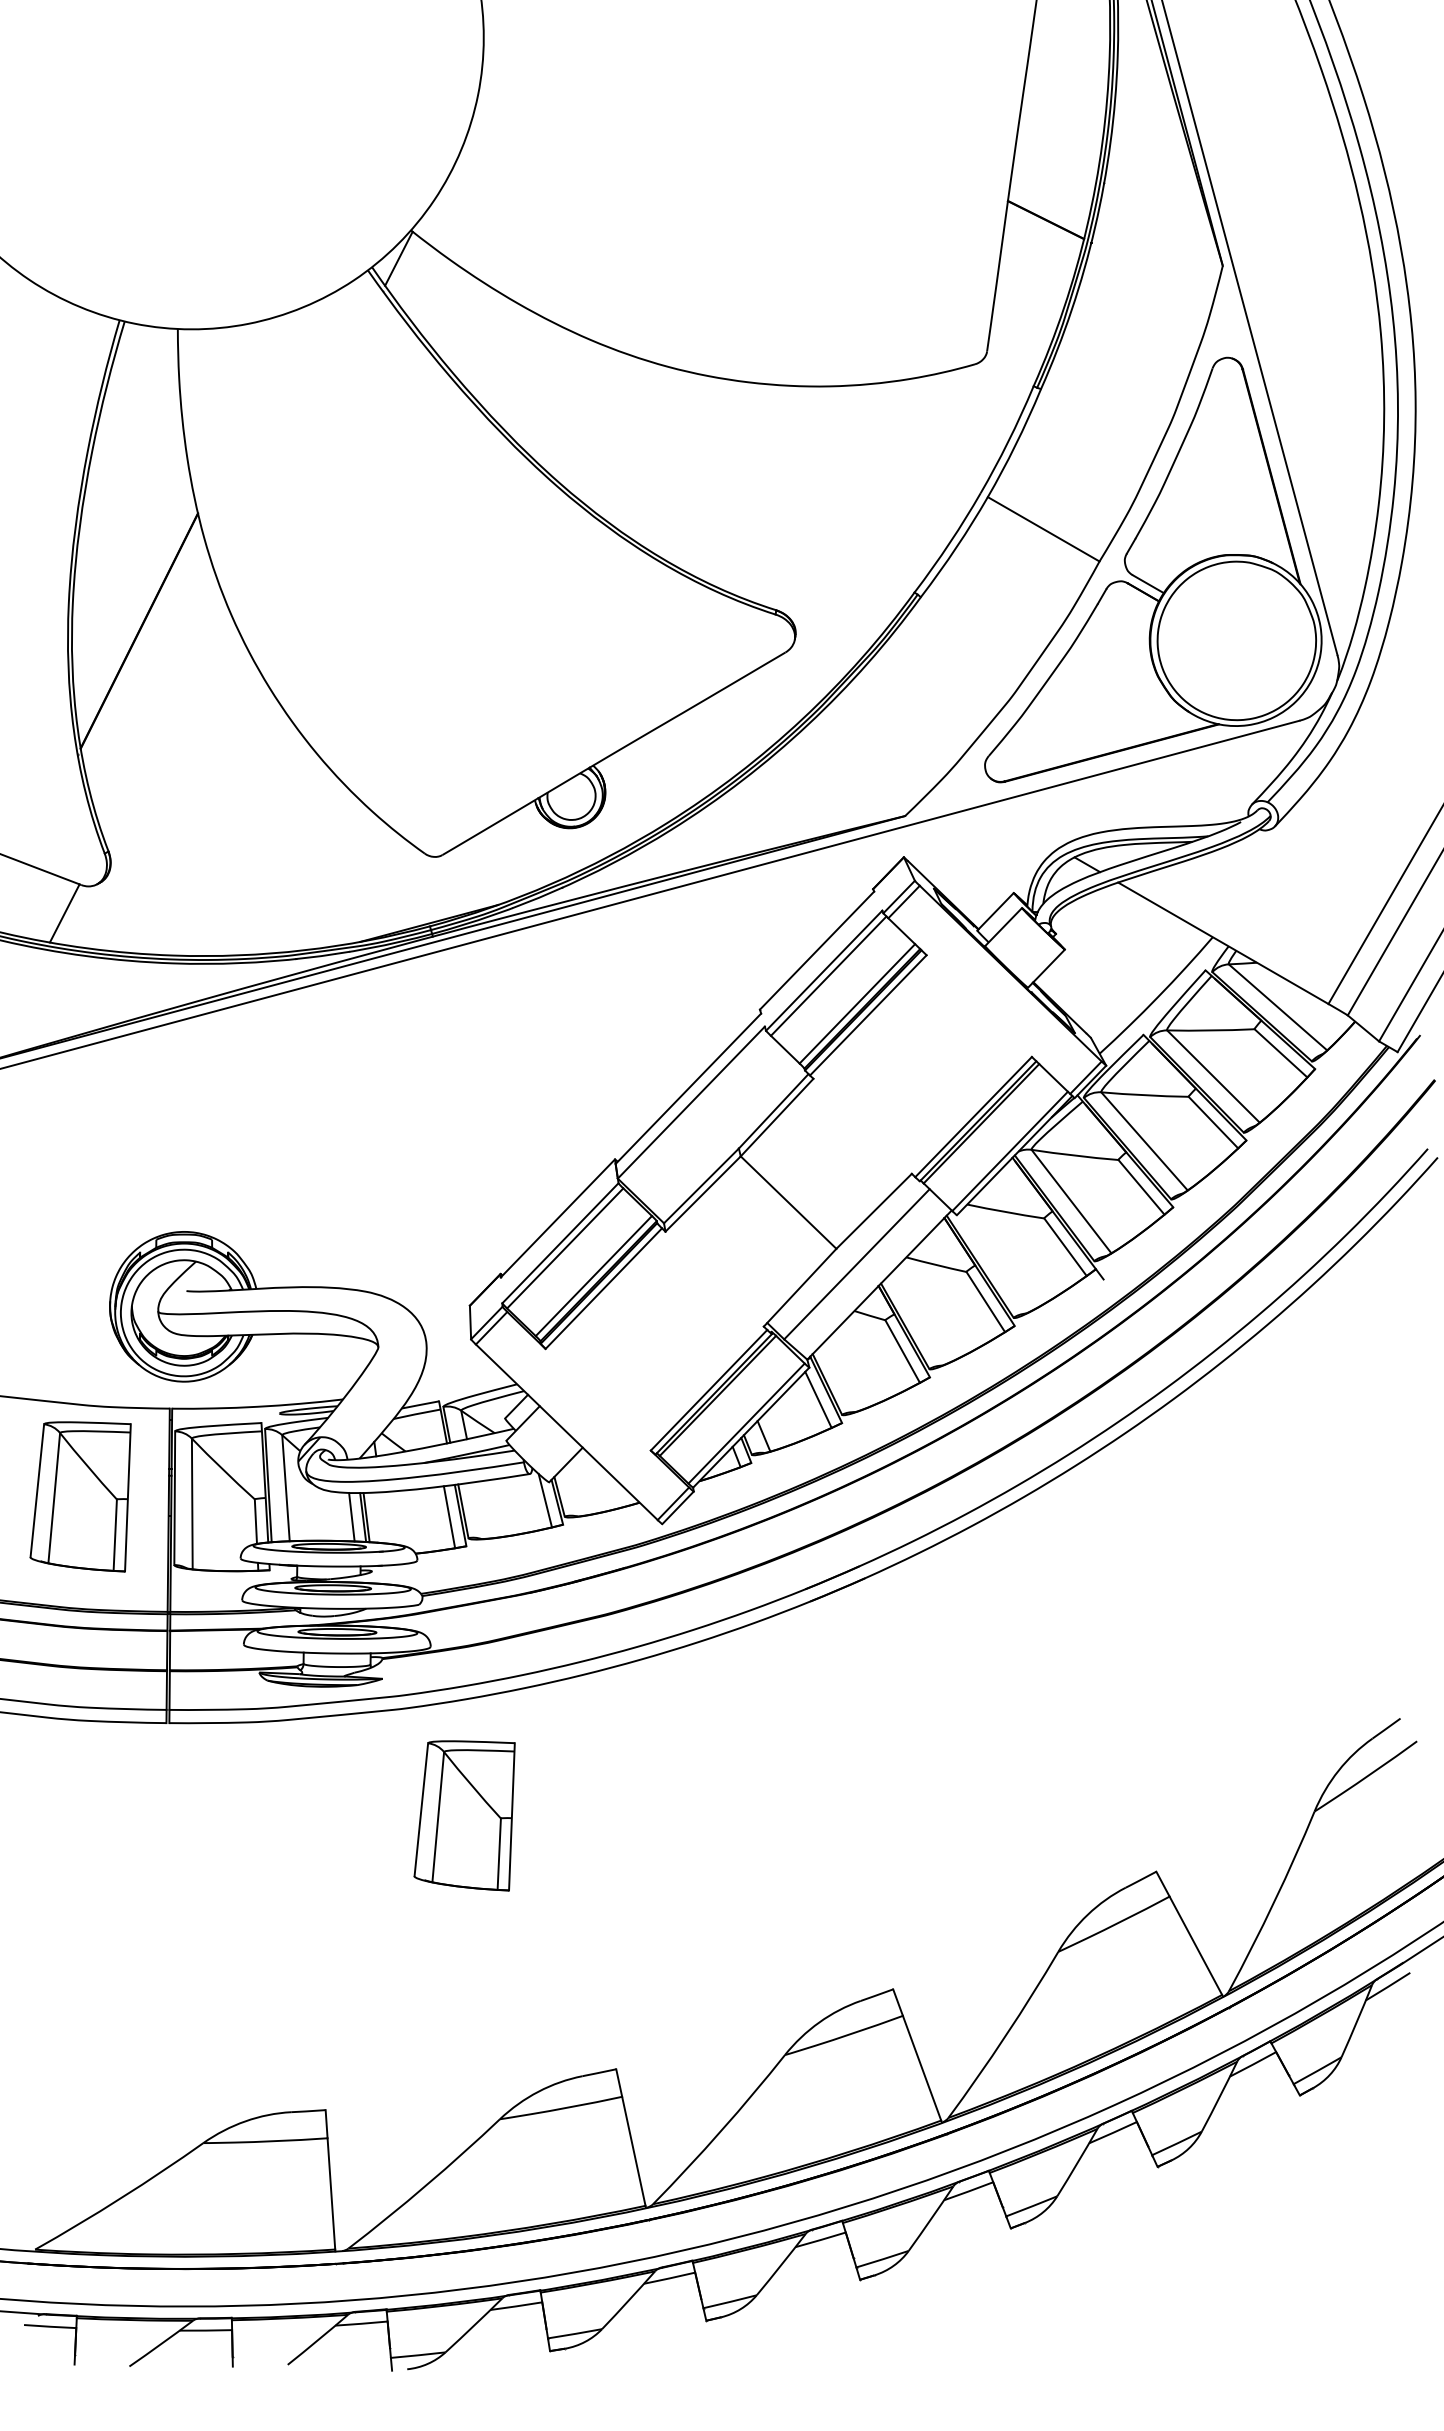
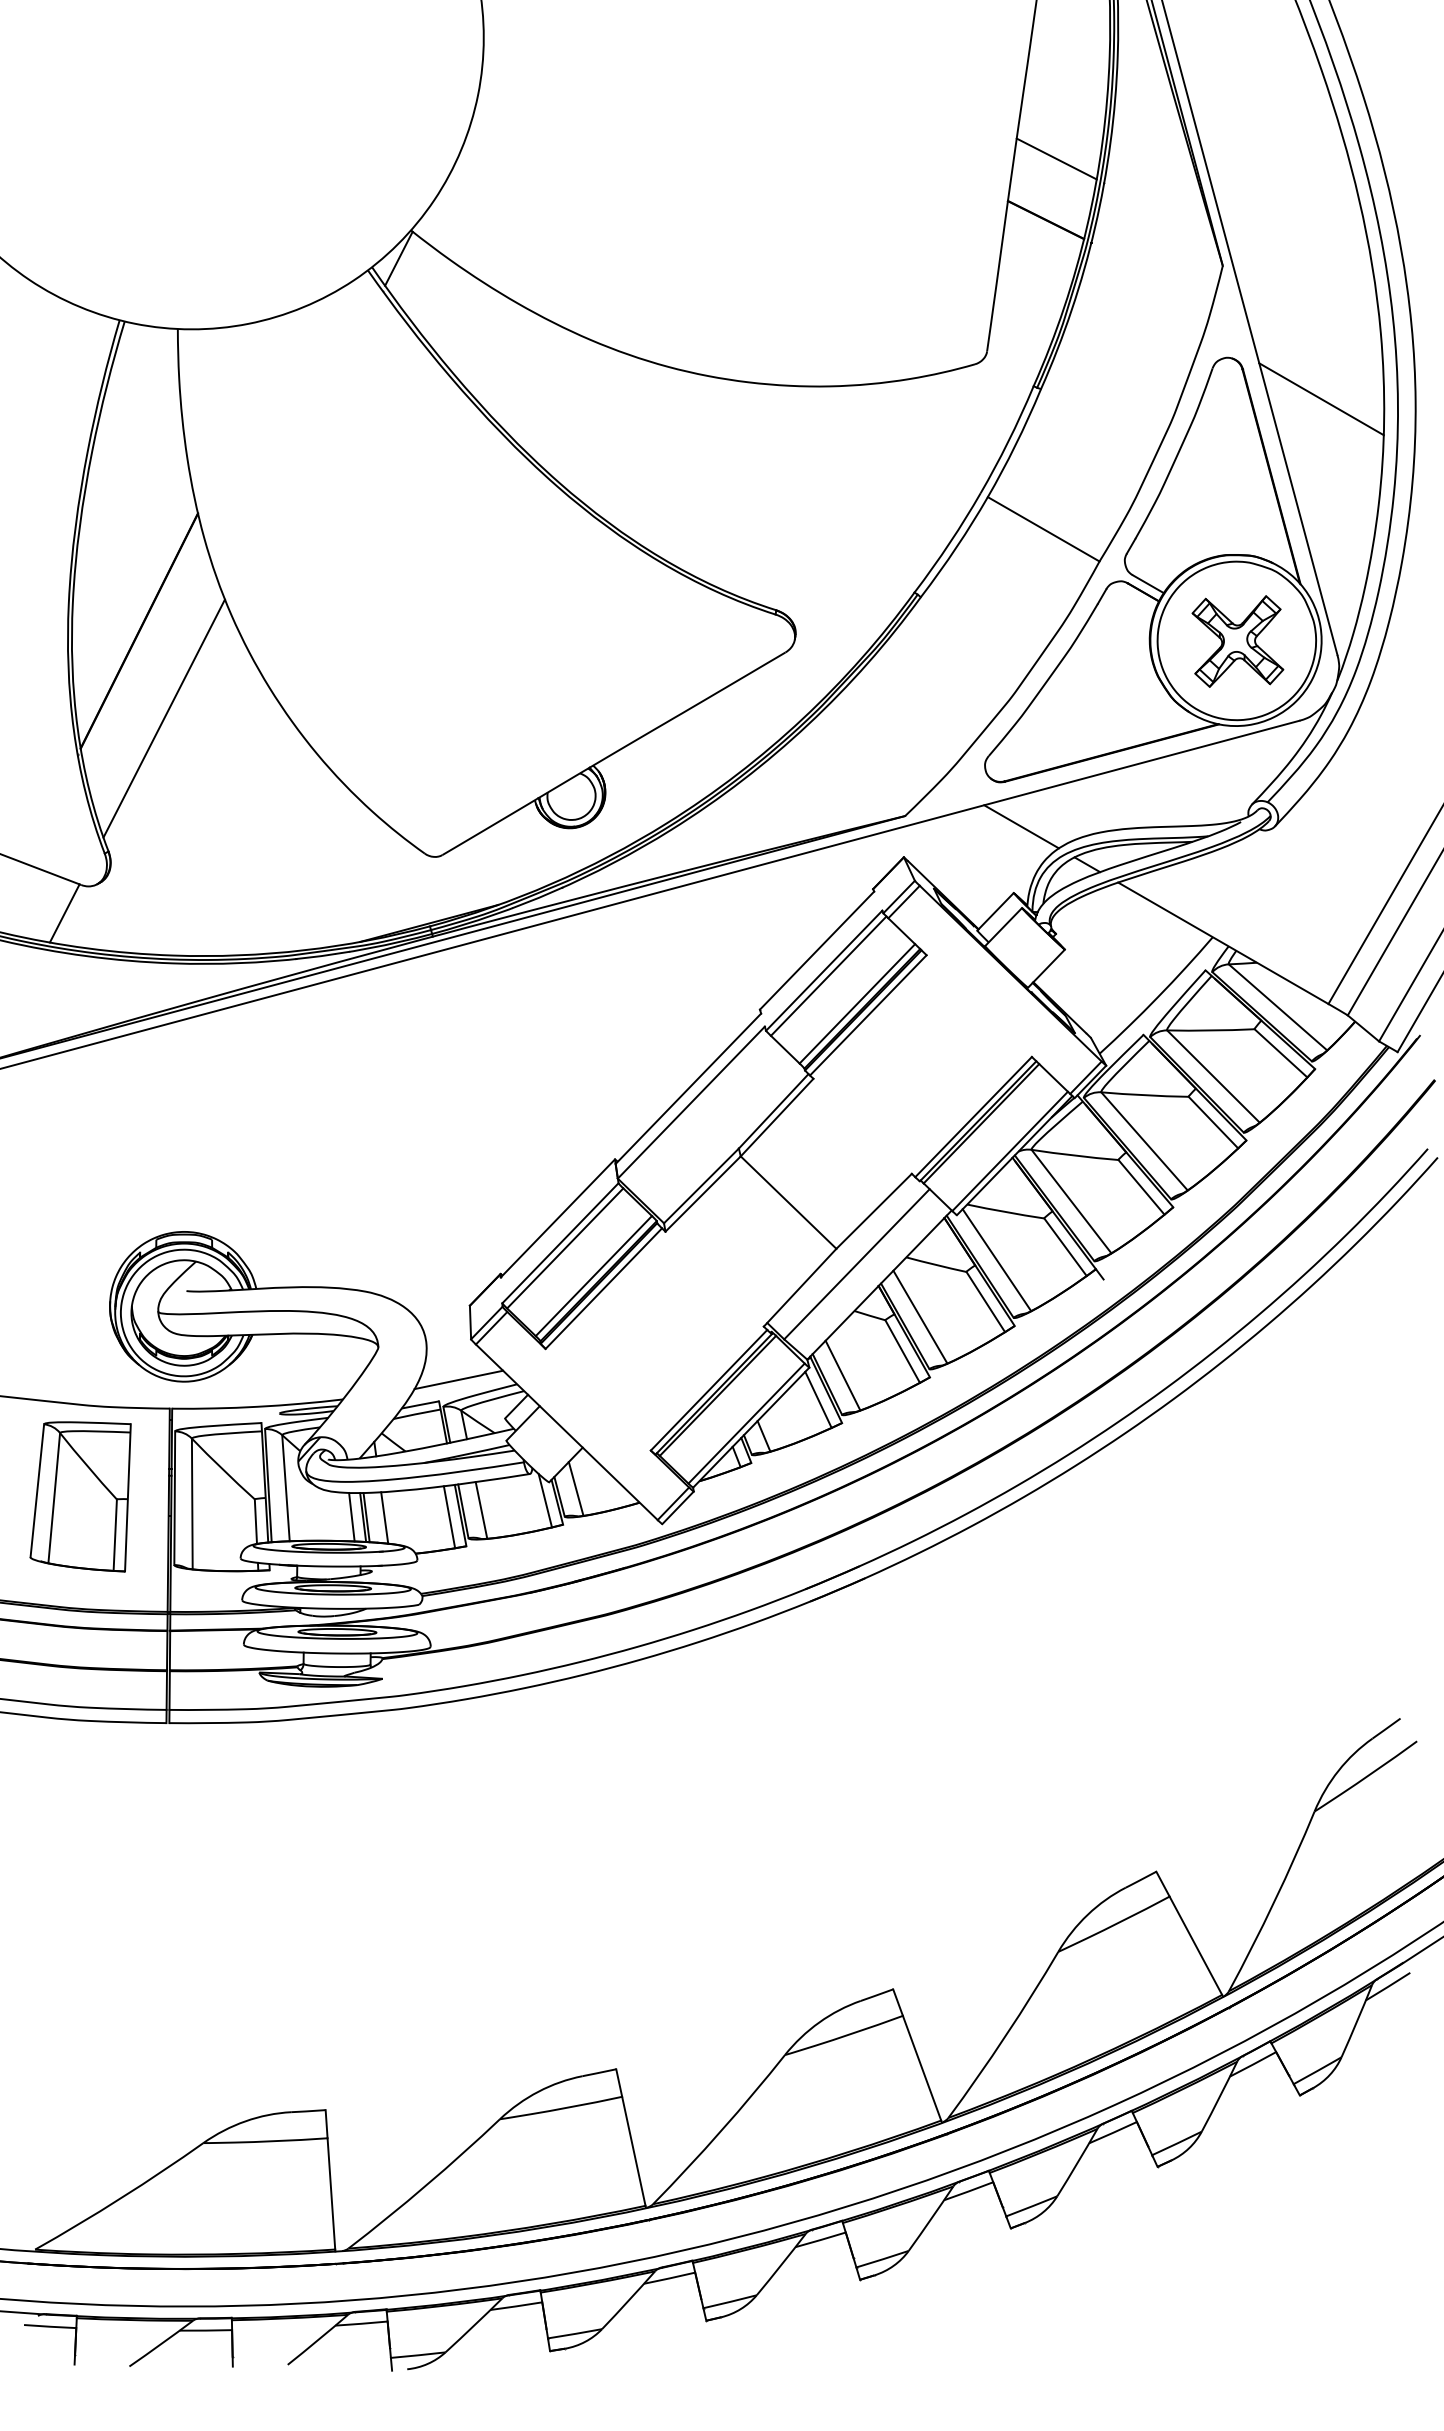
line: none -> present (1056, 158)
line: none -> present (1321, 399)
part: none -> present (1237, 641)
line: none -> present (163, 718)
line: none -> present (1021, 826)
line: none -> present (996, 1260)
line: none -> present (920, 1316)
line: none -> present (842, 1375)
line: none -> present (458, 1379)
line: none -> present (575, 1488)
line: none -> present (481, 1510)
line: none -> present (384, 1517)
part: present -> none (464, 1815)
